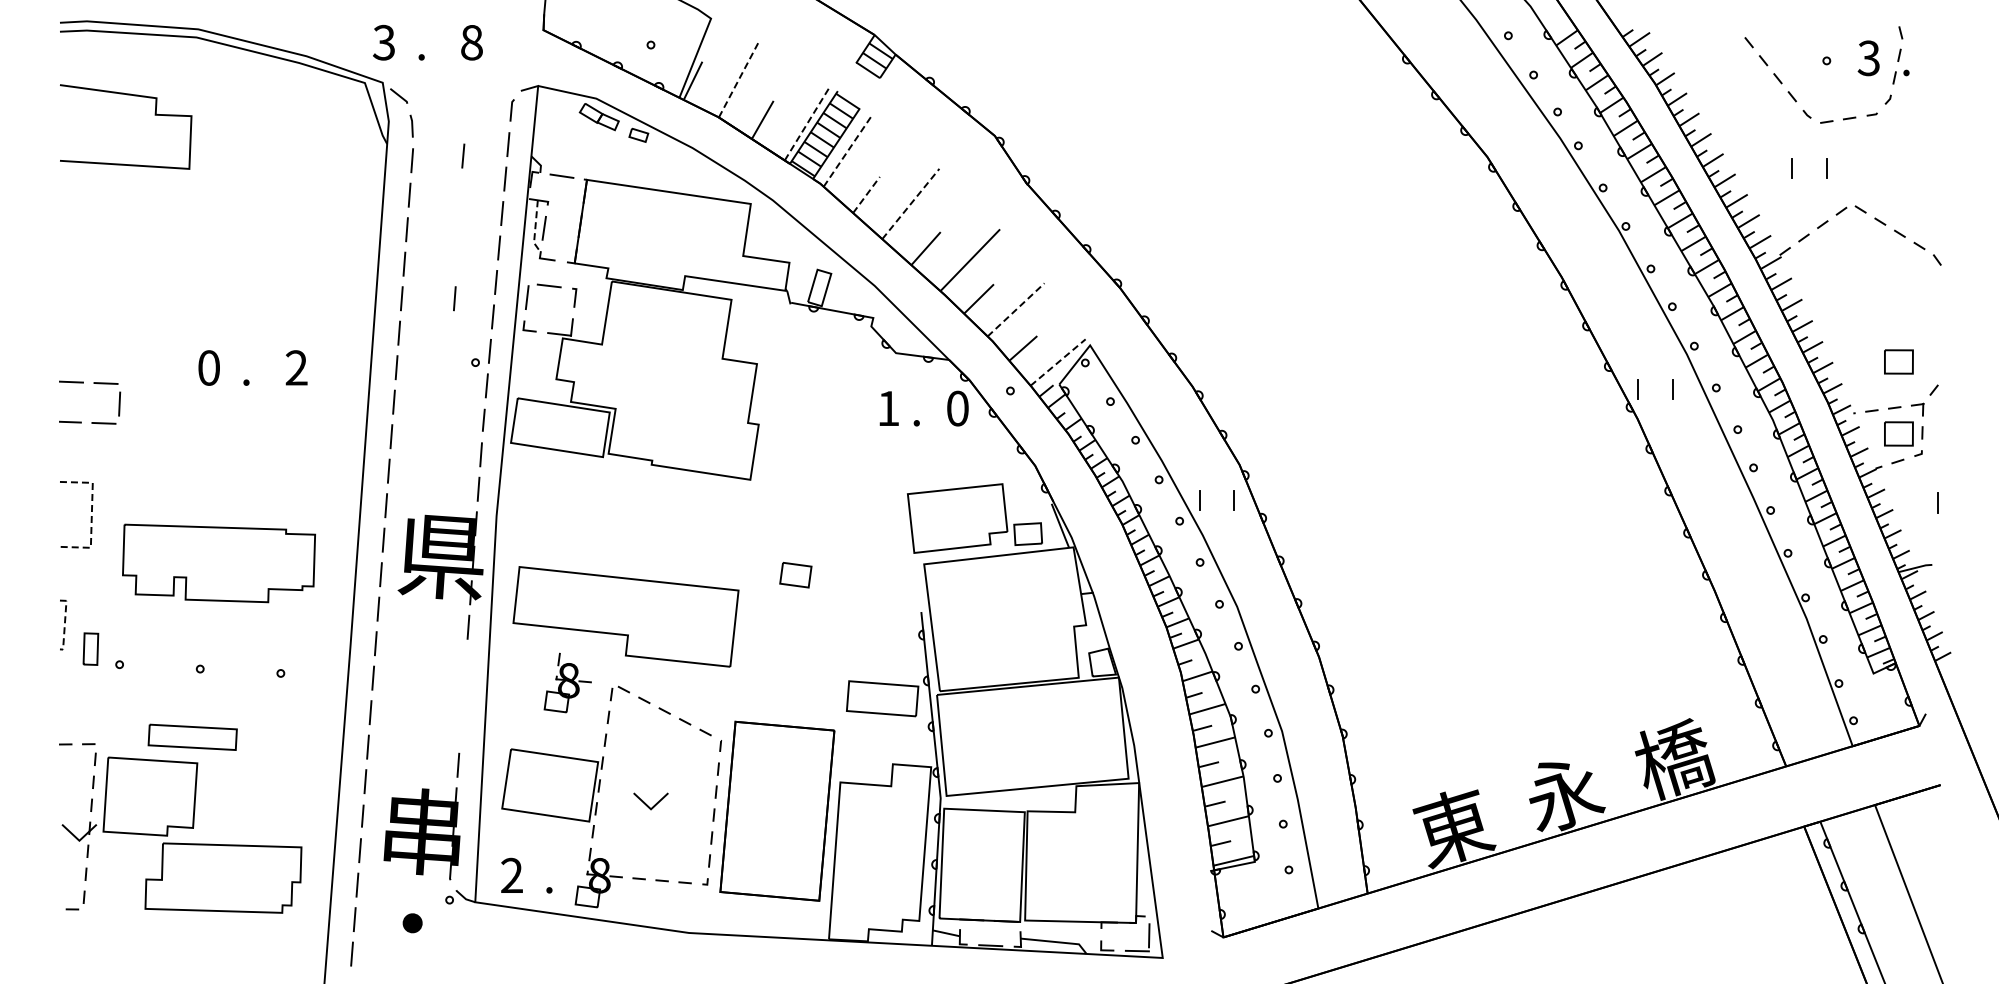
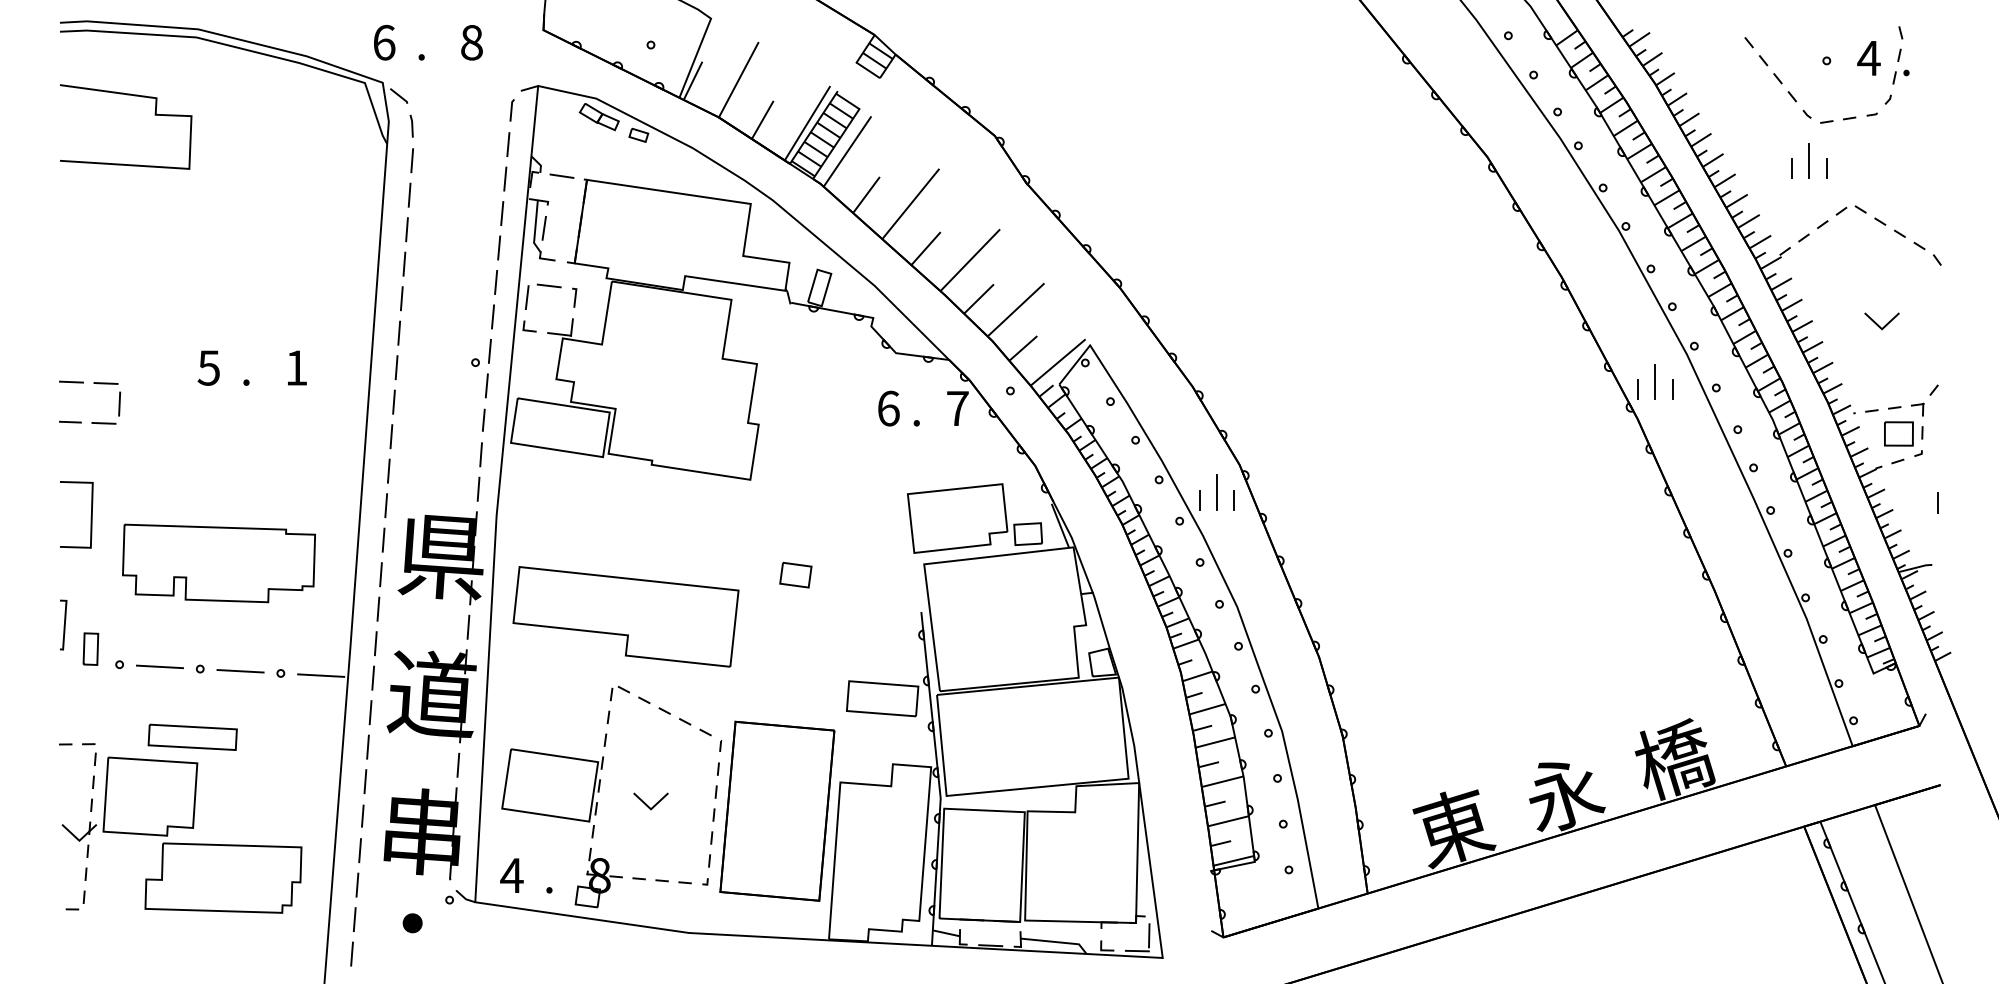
text: 3 -> 6 (384, 42)
text: 3 -> 4 (1868, 58)
line: dashed -> solid (738, 79)
line: dashed -> solid (807, 123)
line: dashed -> solid (847, 151)
line: present -> none (463, 155)
line: none -> present (1809, 160)
line: dashed -> solid (866, 194)
line: dashed -> solid (911, 203)
line: dashed -> solid (535, 228)
line: present -> none (454, 298)
line: dashed -> solid (1016, 309)
line: none -> present (1878, 324)
part: present -> none (1898, 361)
line: dashed -> solid (1058, 362)
text: 0 -> 5 (208, 367)
text: 2 -> 1 (296, 367)
line: none -> present (1655, 381)
text: 1 -> 6 (888, 408)
text: 0 -> 7 (957, 408)
line: none -> present (1216, 492)
line: dashed -> solid (91, 514)
line: dashed -> solid (64, 623)
line: none -> present (159, 666)
line: none -> present (240, 671)
line: none -> present (321, 675)
part: present -> none (567, 682)
part: none -> present (431, 696)
text: 2 -> 4 (511, 874)
